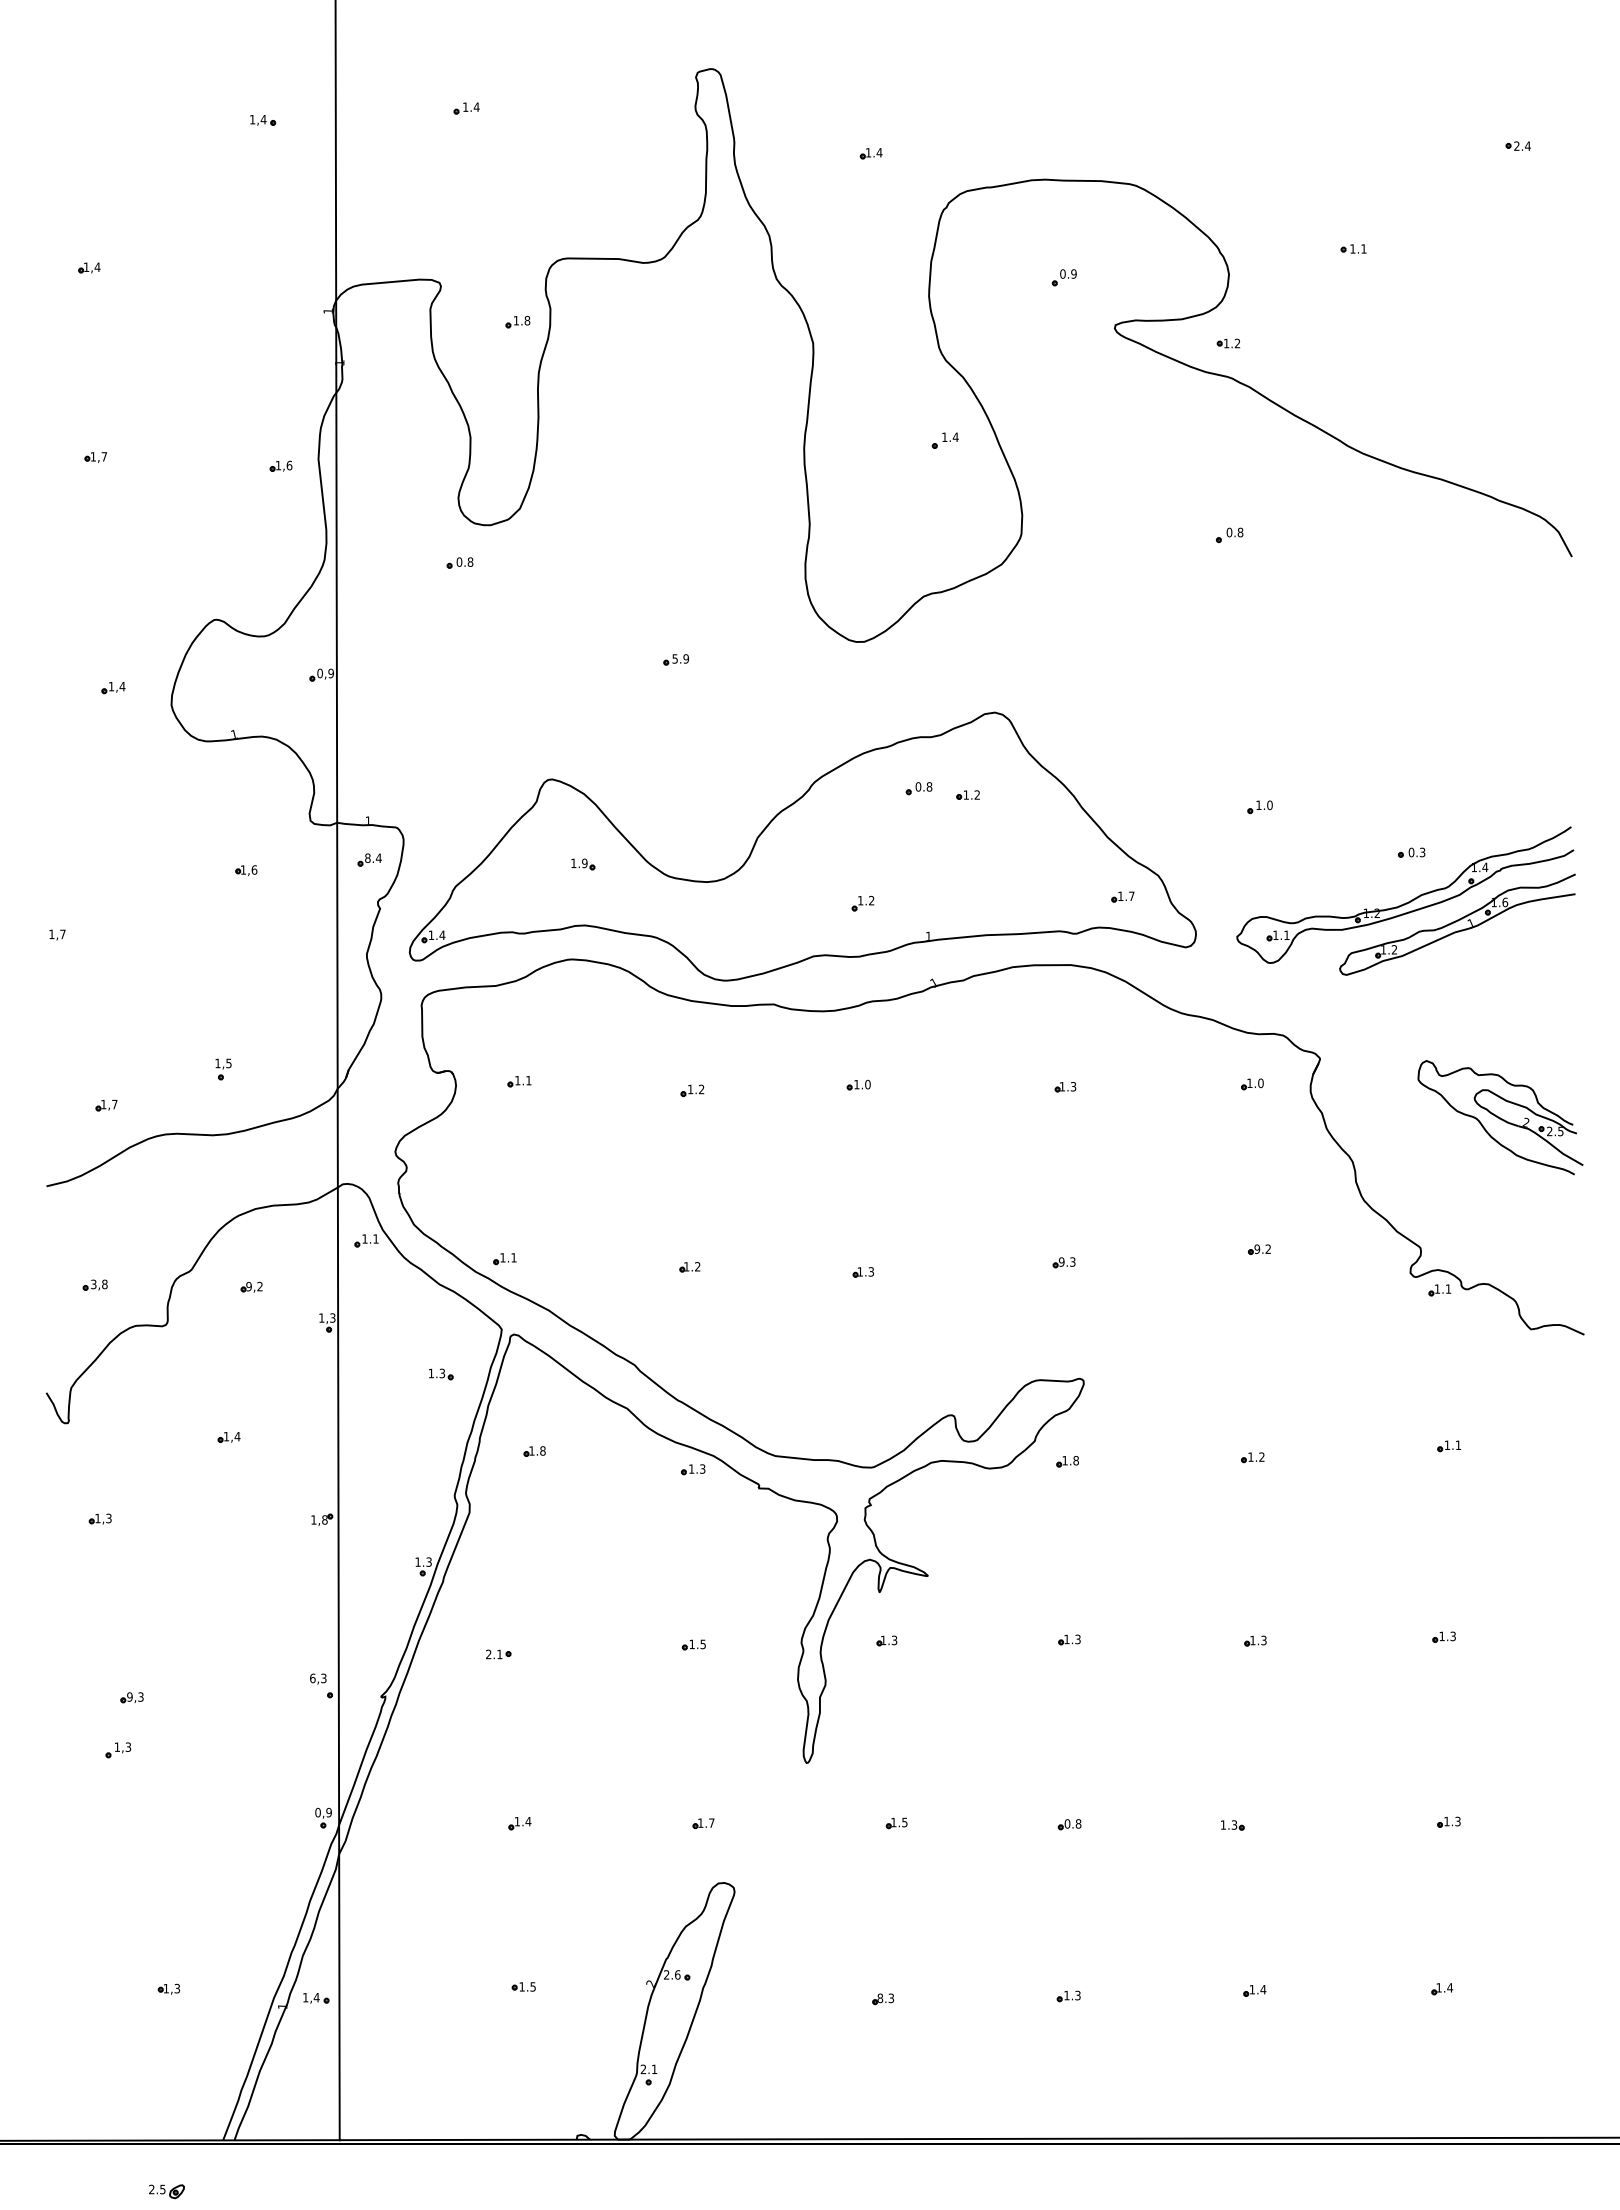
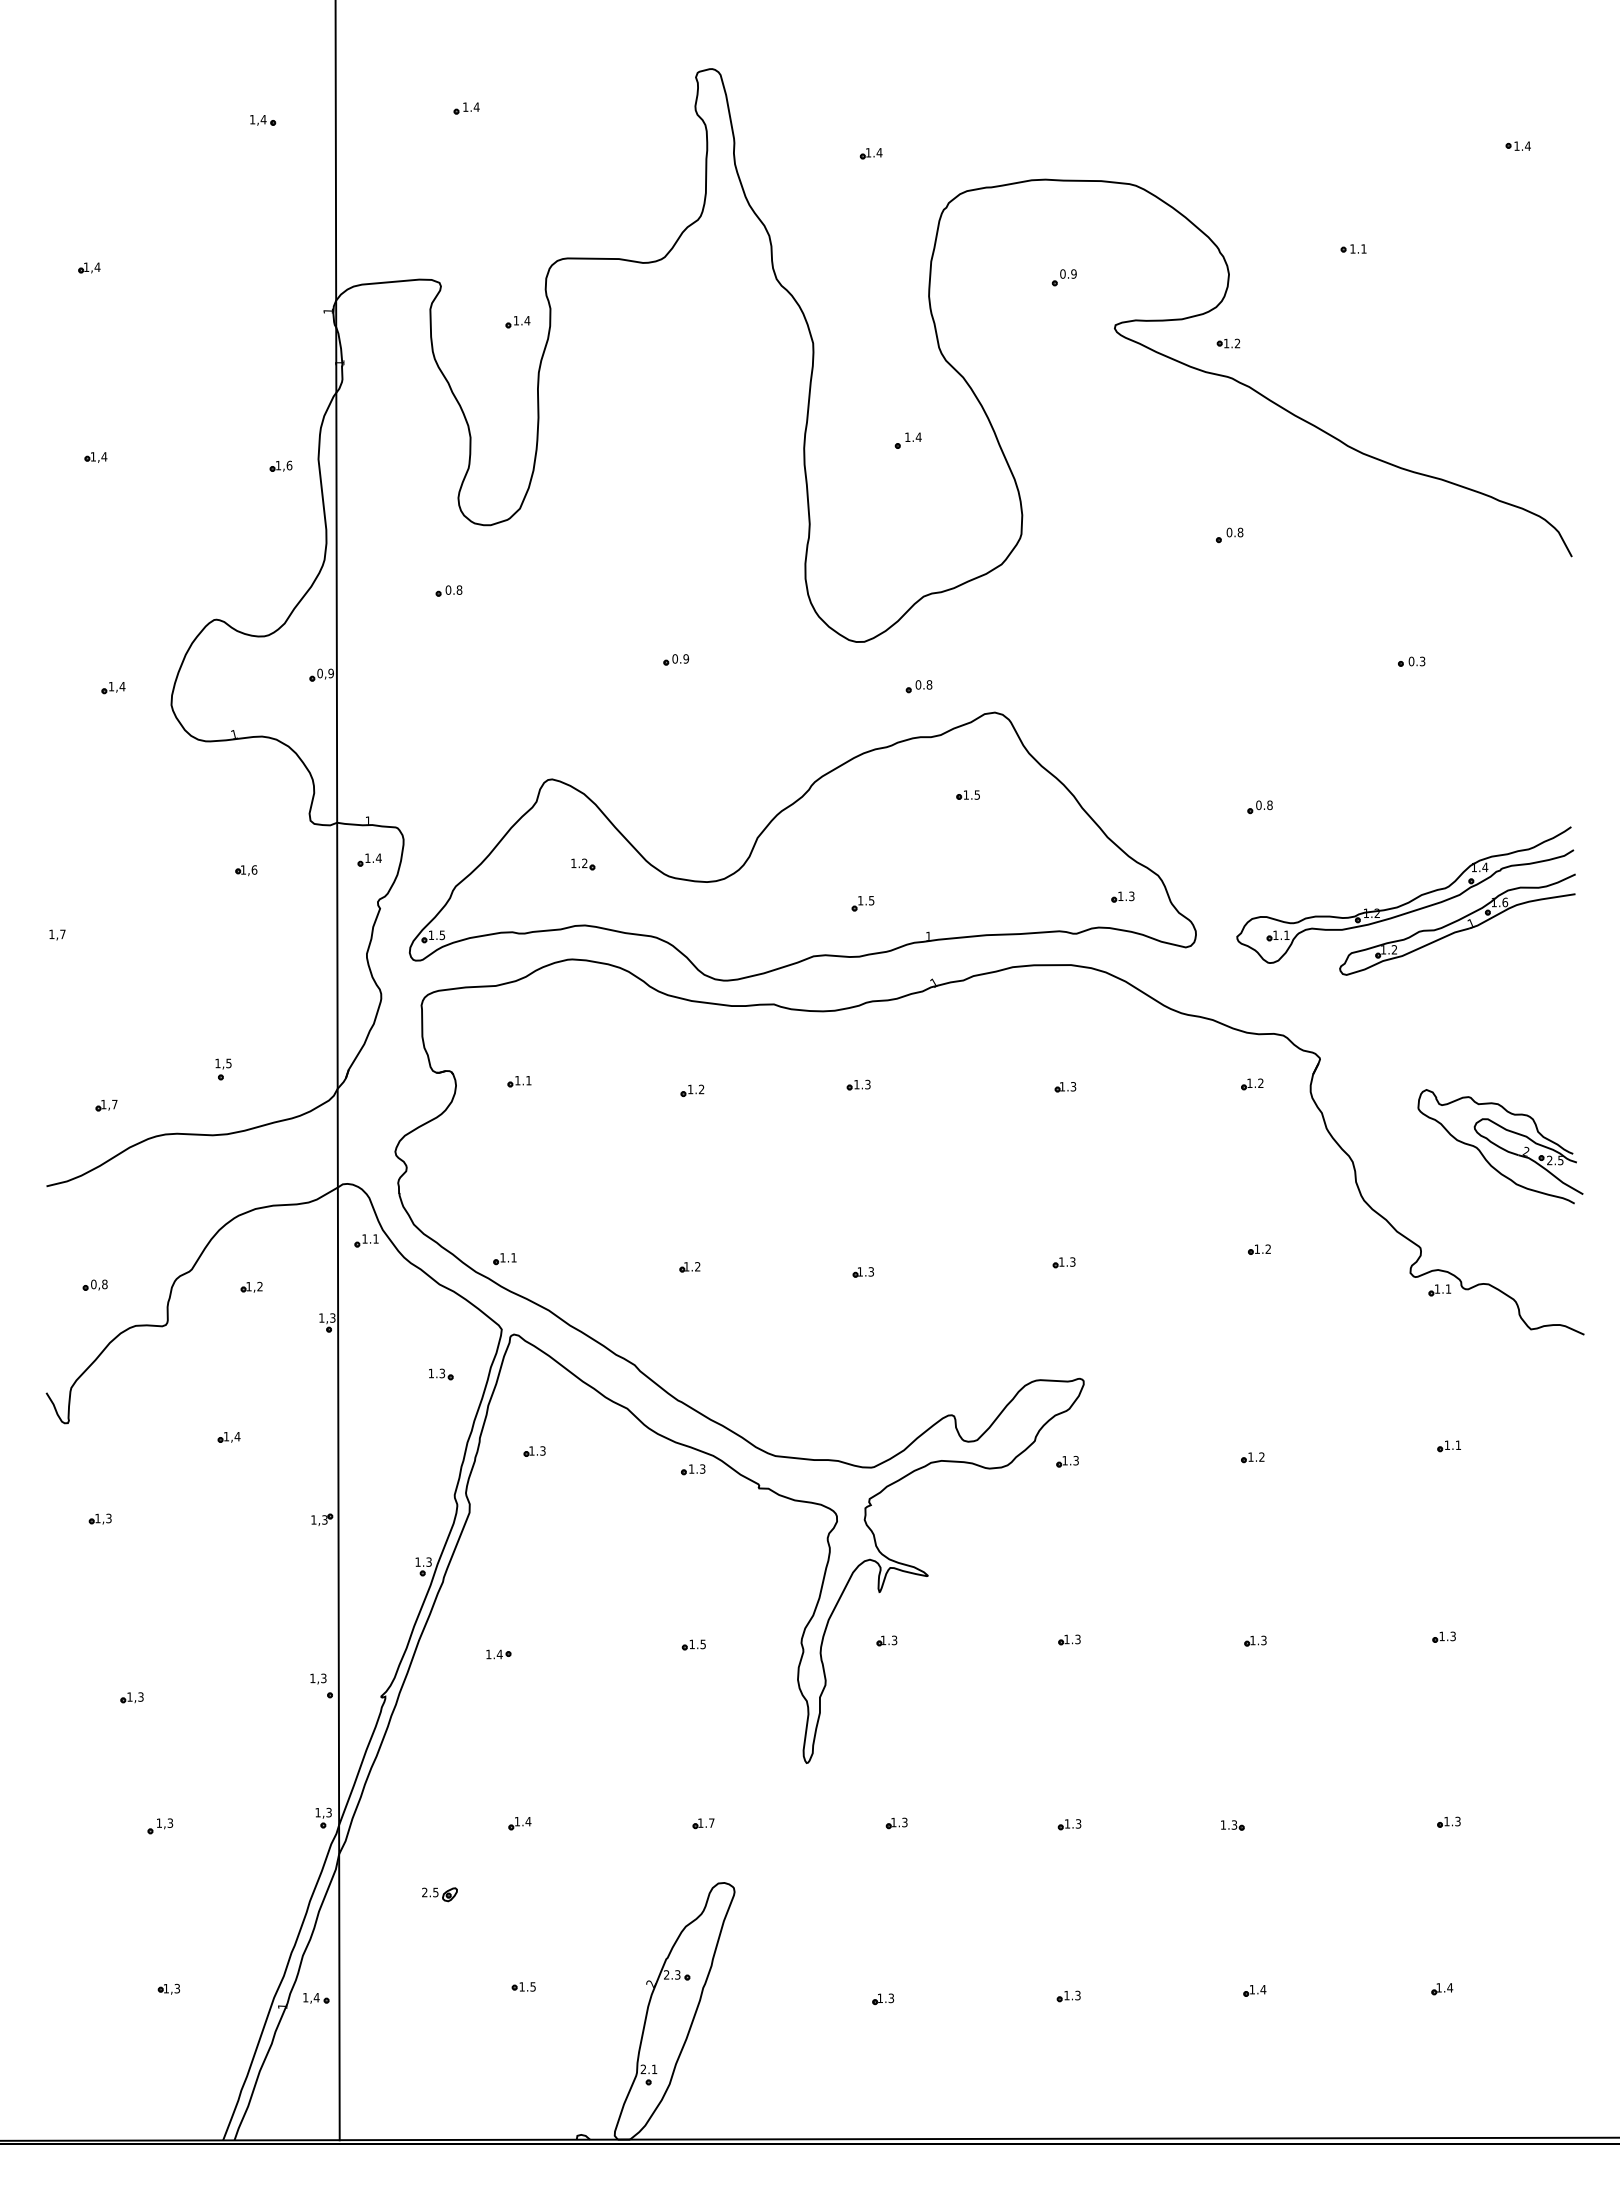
text: 2.4 -> 1.4 (1516, 145)
text: 1.8 -> 1.4 (527, 320)
part position: (944, 440) -> (907, 440) (907, 440)
text: 1,7 -> 1,4 (104, 456)
part position: (459, 562) -> (448, 590) (448, 590)
text: 5.9 -> 0.9 (675, 658)
part position: (918, 788) -> (918, 686) (918, 686)
text: 1.2 -> 1.5 (976, 794)
text: 1.0 -> 0.8 (1264, 805)
part position: (1411, 852) -> (1411, 661) (1411, 661)
text: 8.4 -> 1.4 (367, 857)
text: 1.9 -> 1.2 (584, 863)
text: 1.7 -> 1.3 (1131, 896)
text: 1.2 -> 1.5 (871, 900)
text: 1.4 -> 1.5 (442, 935)
text: 1.0 -> 1.2 (1260, 1083)
text: 1.0 -> 1.3 (867, 1084)
part position: (1500, 1117) -> (1500, 1146) (1500, 1146)
text: 9.2 -> 1.2 (1257, 1249)
text: 9.3 -> 1.3 (1061, 1261)
text: 3,8 -> 0,8 (93, 1284)
text: 9,2 -> 1,2 (248, 1286)
text: 1.8 -> 1.3 (542, 1450)
text: 1.8 -> 1.3 (1075, 1460)
text: 1,8 -> 1,3 (324, 1519)
text: 2.1 -> 1.4 (494, 1654)
text: 6,3 -> 1,3 (312, 1678)
text: 9,3 -> 1,3 (129, 1696)
part position: (118, 1750) -> (160, 1826) (160, 1826)
text: 0,9 -> 1,3 (323, 1812)
text: 1.5 -> 1.3 (904, 1821)
text: 0.8 -> 1.3 (1072, 1823)
text: 2.6 -> 2.3 (677, 1974)
text: 8.3 -> 1.3 (880, 1998)
part position: (166, 2191) -> (439, 1894) (439, 1894)
